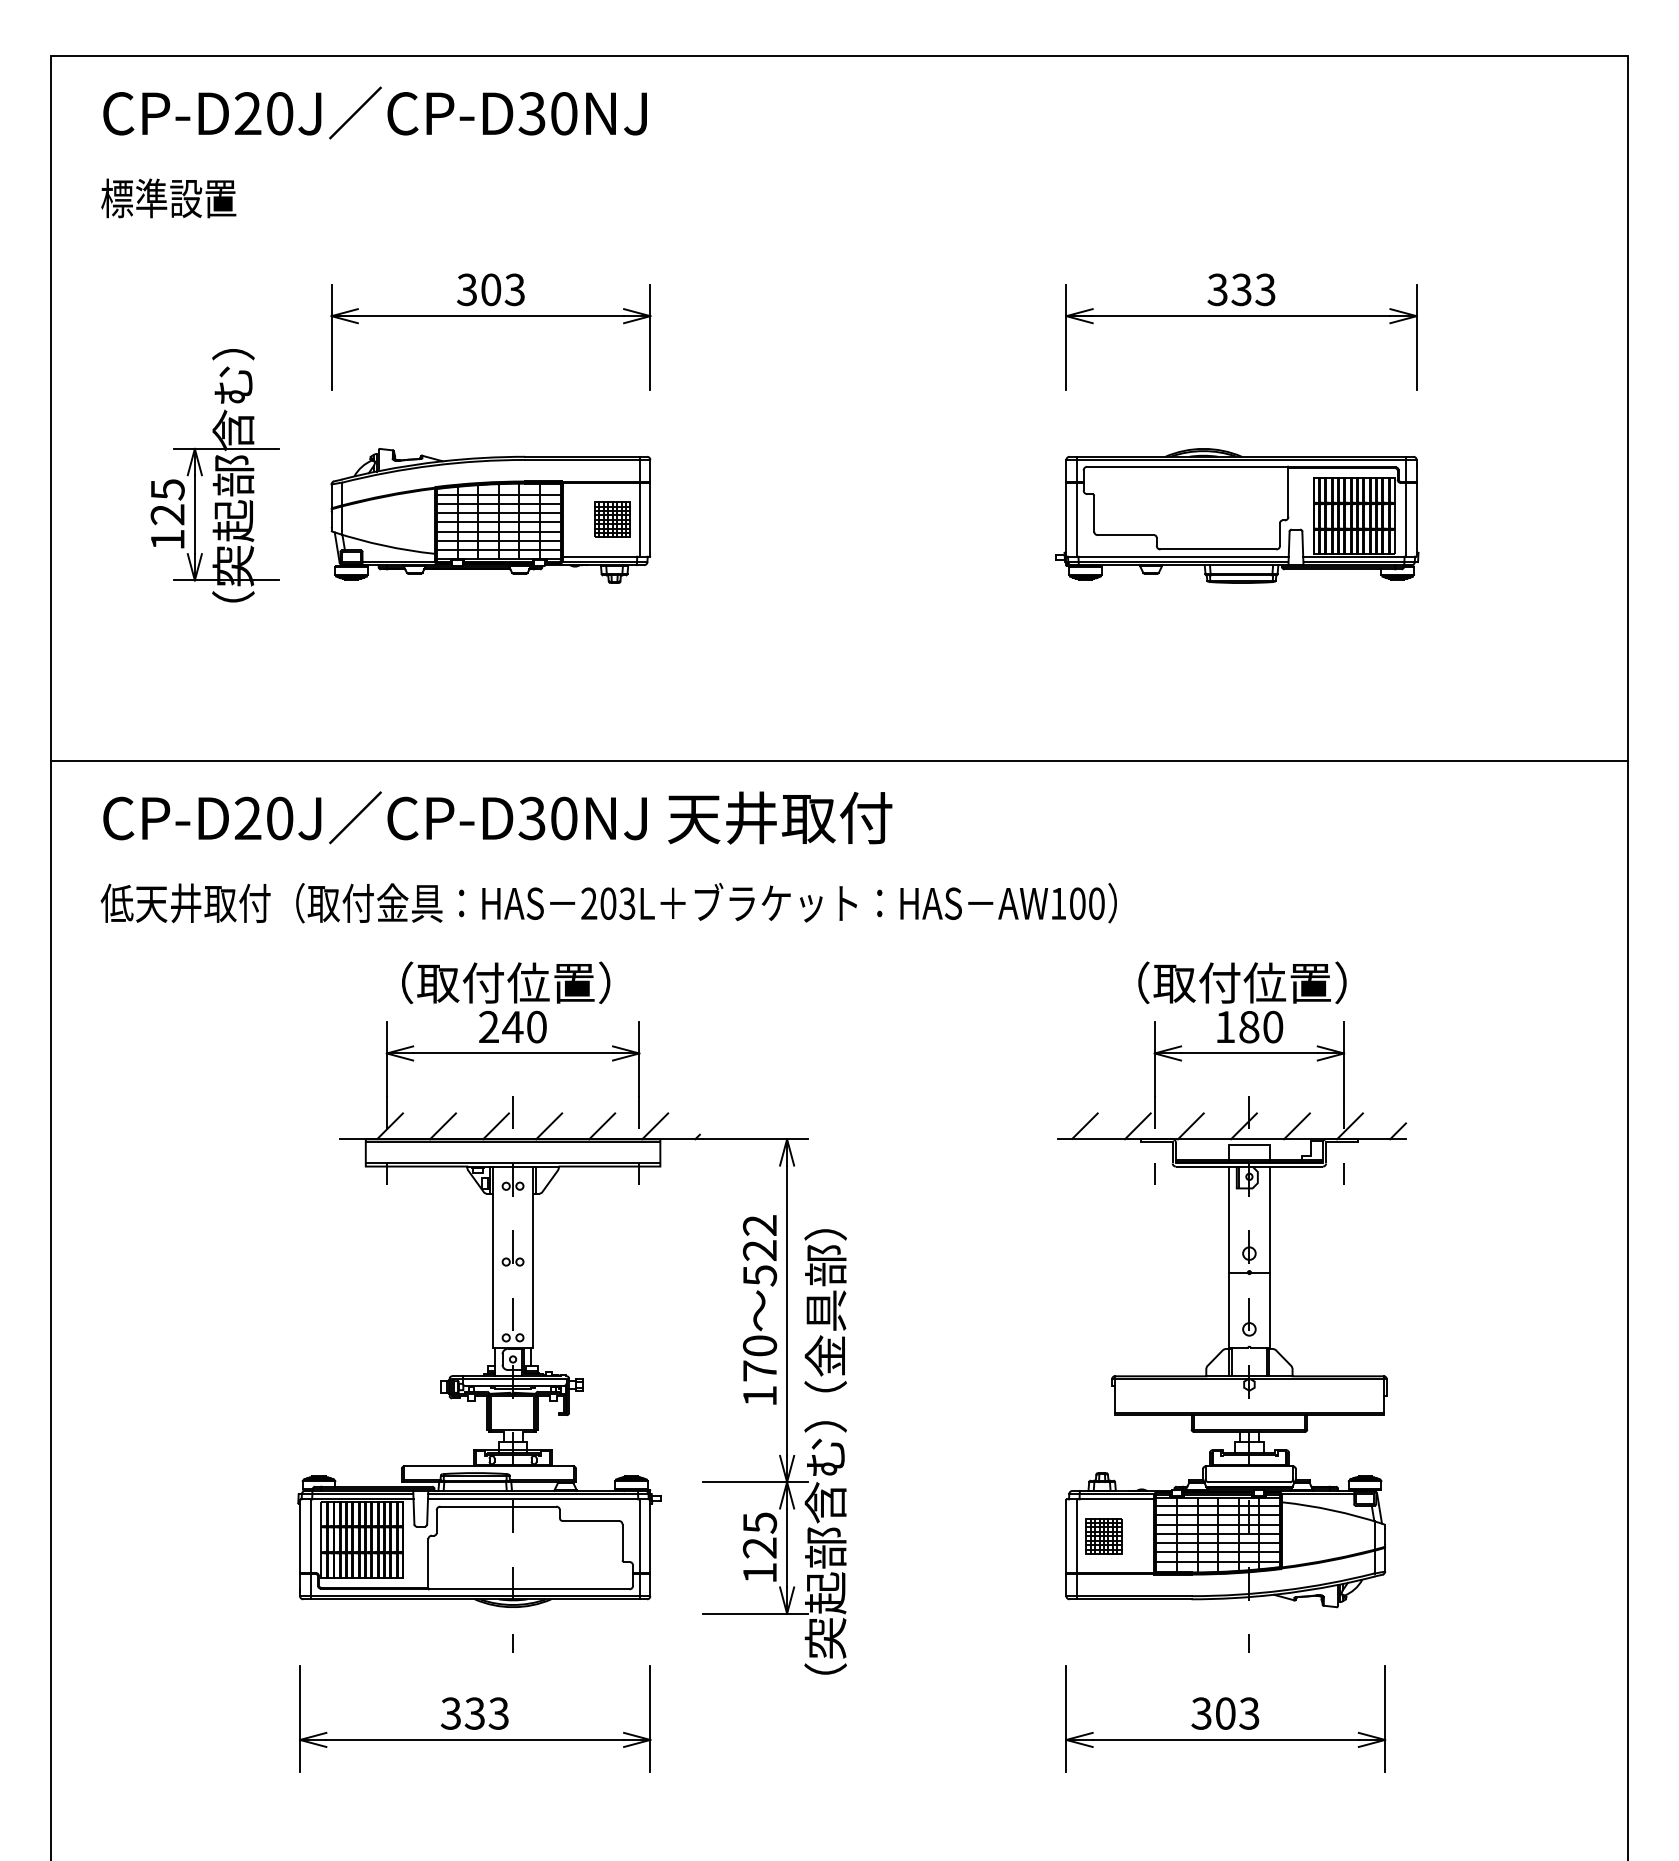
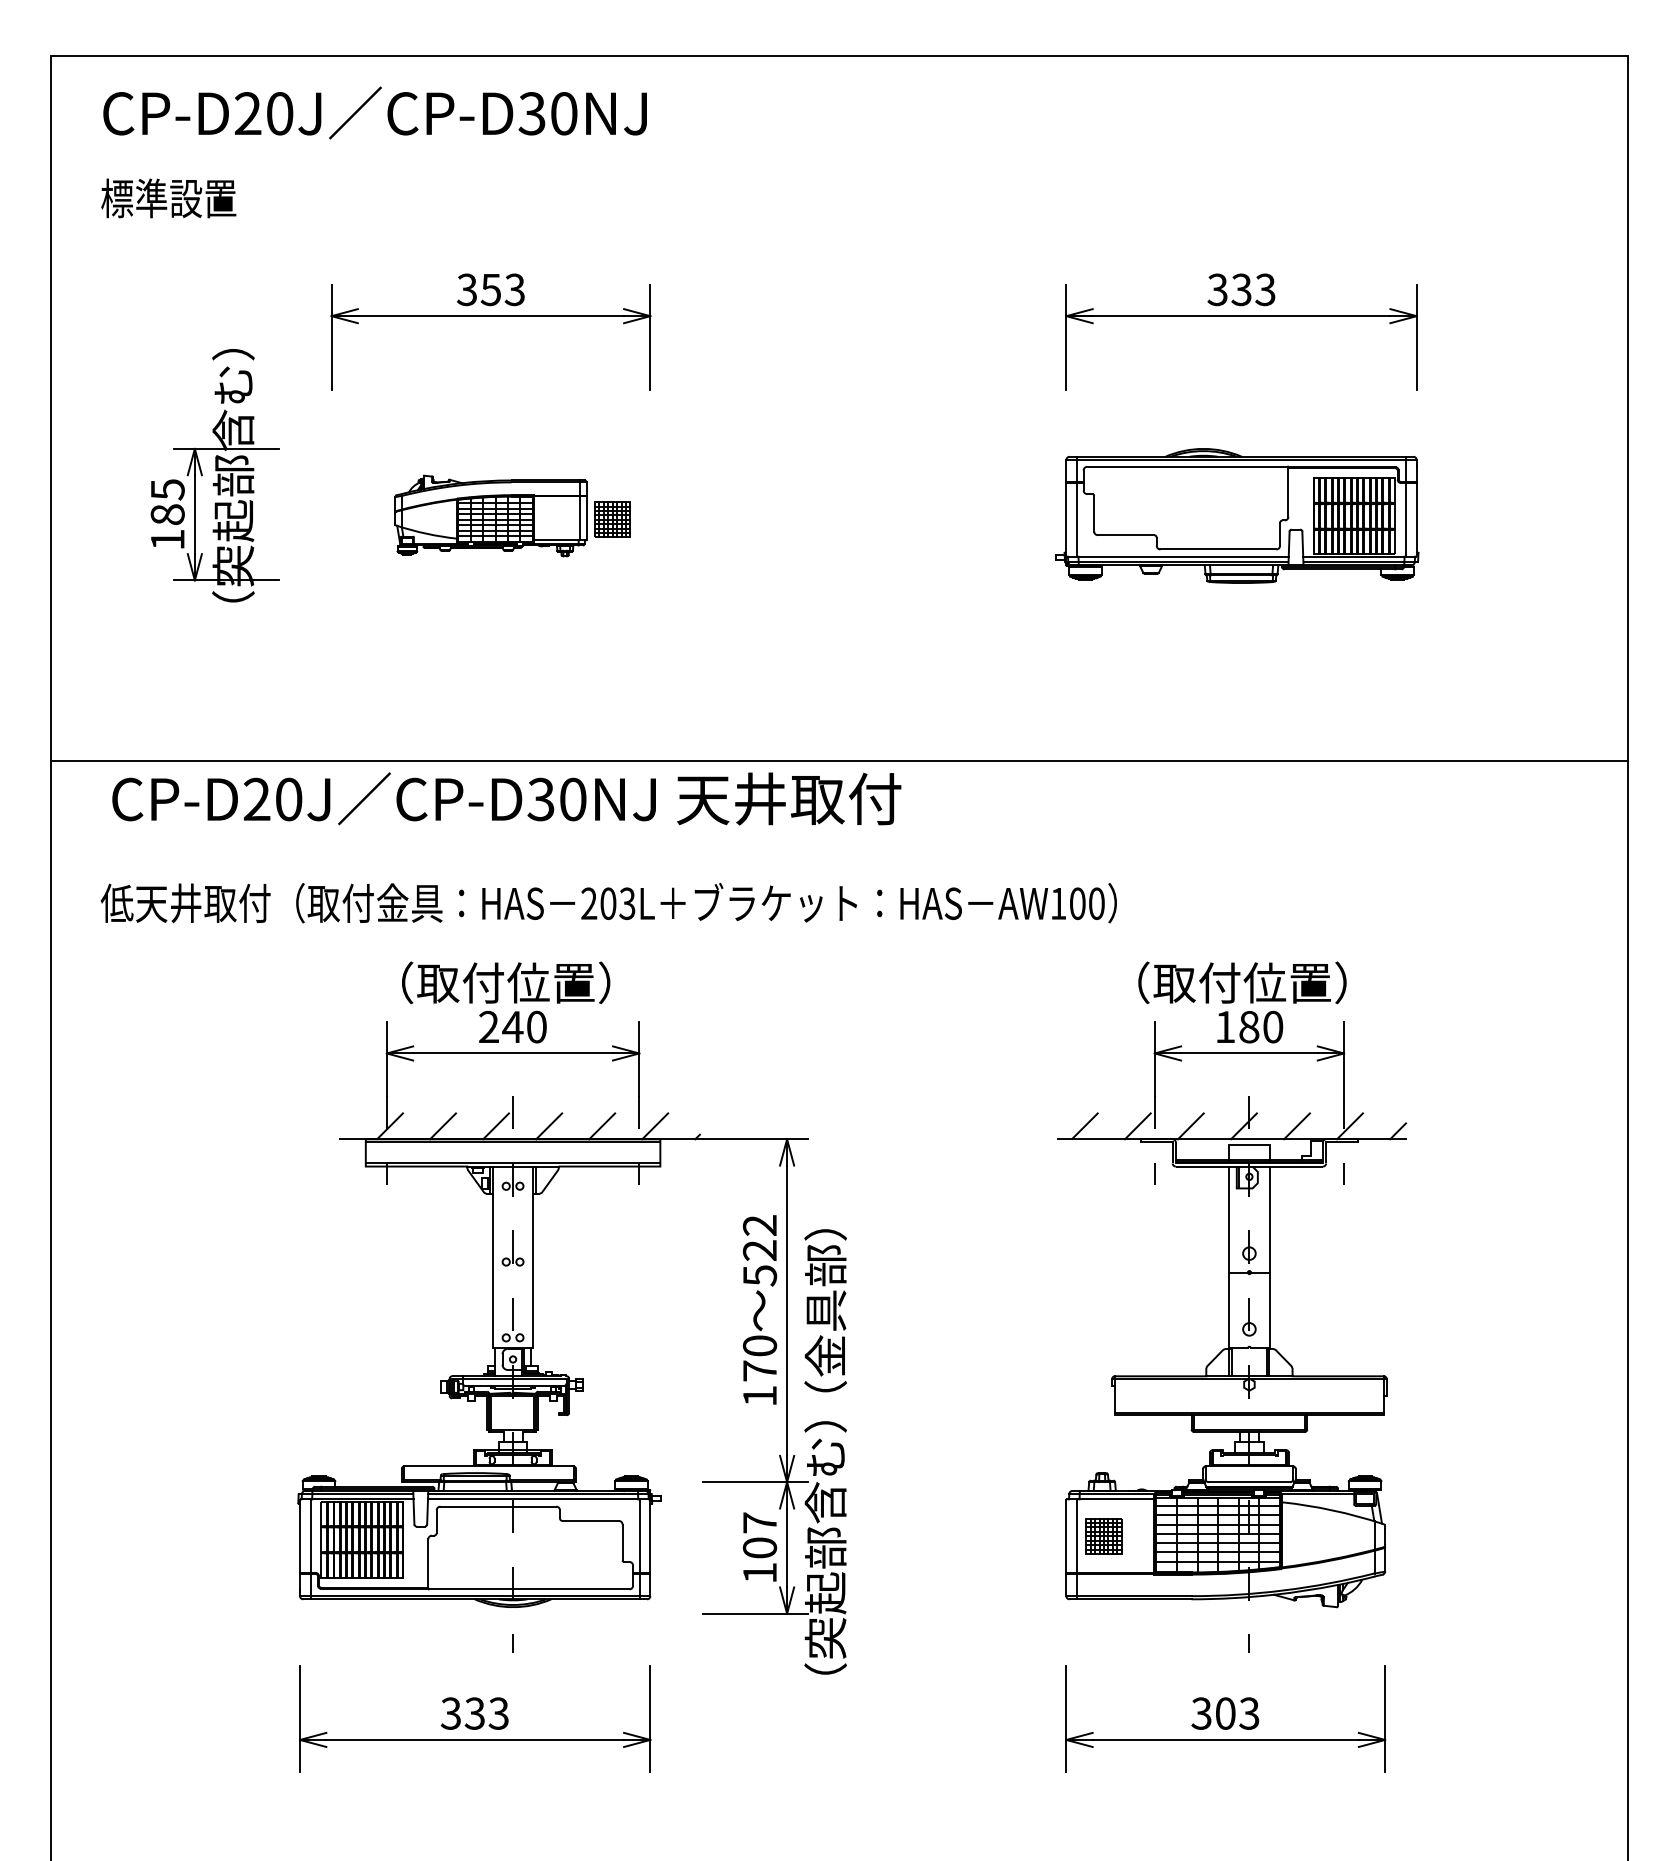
text: 303 -> 353 (490, 289)
text: 125 -> 185 (167, 514)
part size: 322x136 px -> 194x84 px (490, 515)
text position: (497, 817) -> (506, 798) (506, 798)
text: 125 -> 107 (760, 1535)
